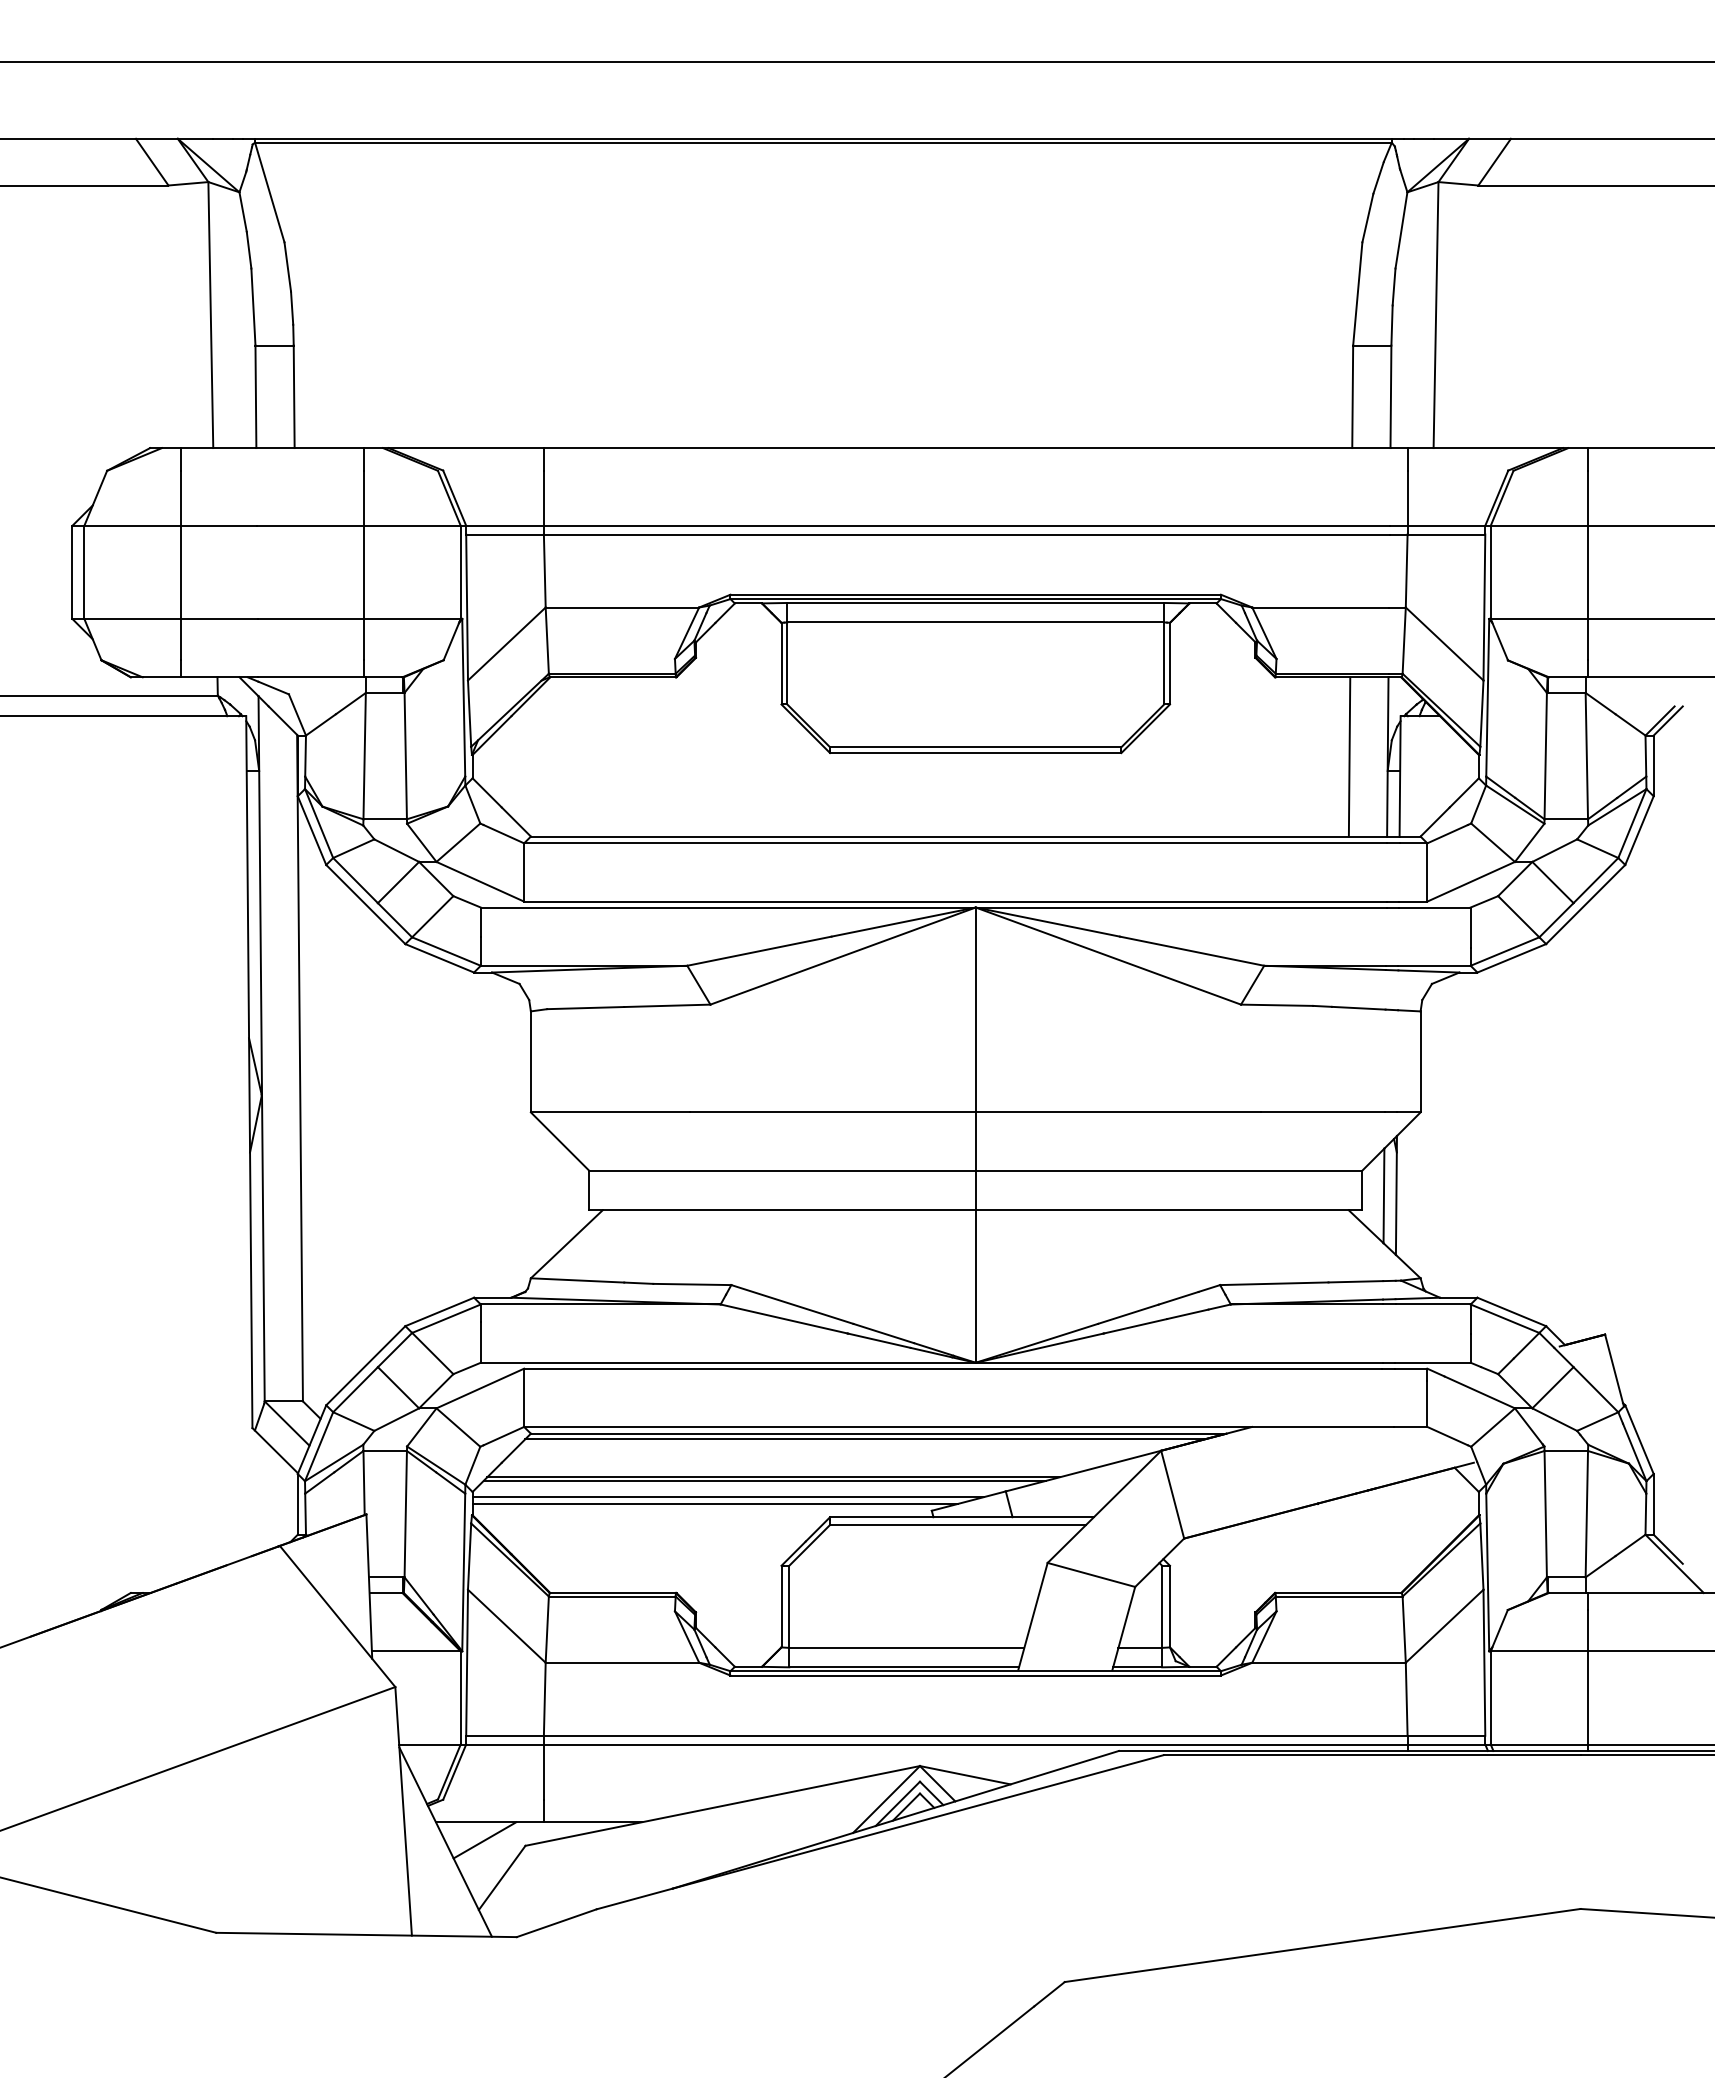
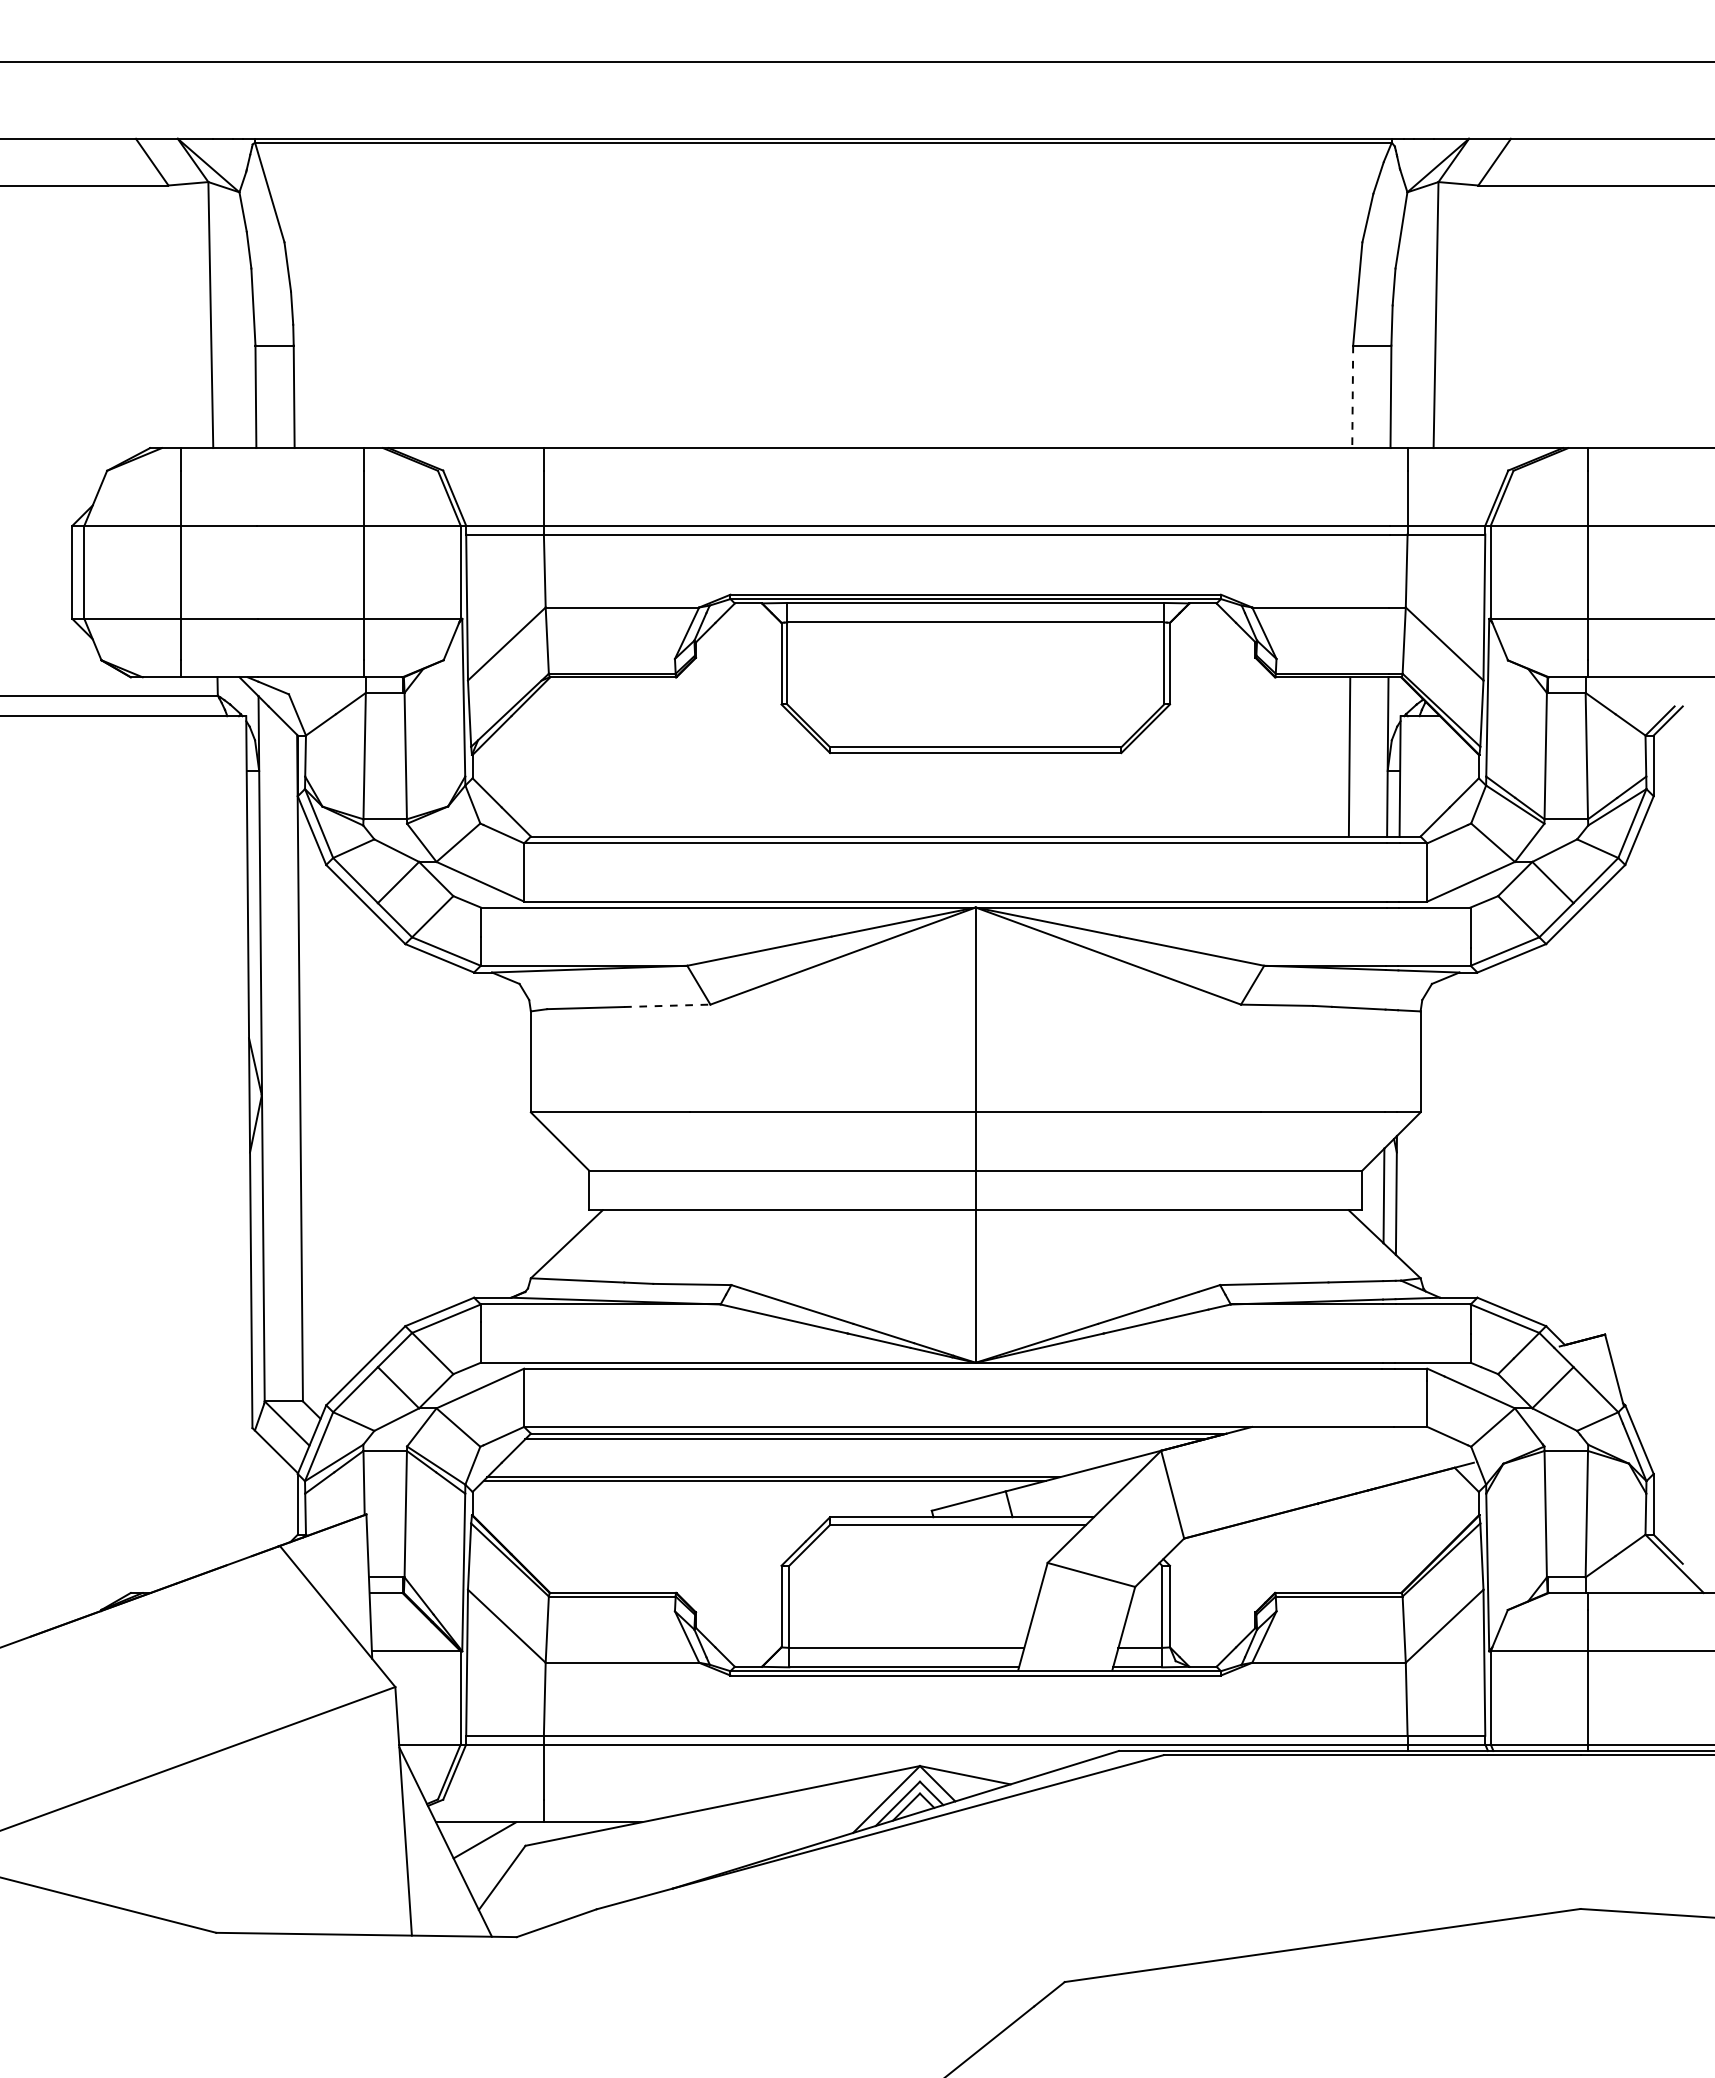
line: solid -> dashed (1352, 397)
line: solid -> dashed (667, 1005)
line: present -> none (727, 1497)
line: present -> none (715, 1503)
